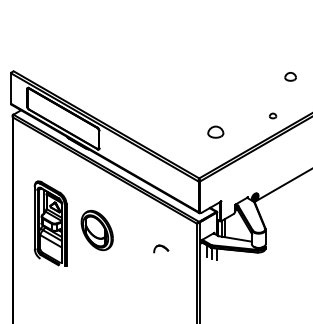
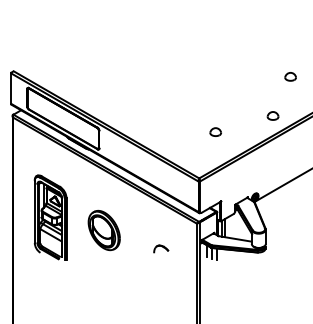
part size: 10x8 px -> 14x10 px (272, 115)
part size: 18x14 px -> 13x10 px (215, 131)
part position: (50, 223) -> (50, 217) (50, 217)
part position: (96, 230) -> (103, 230) (103, 230)
